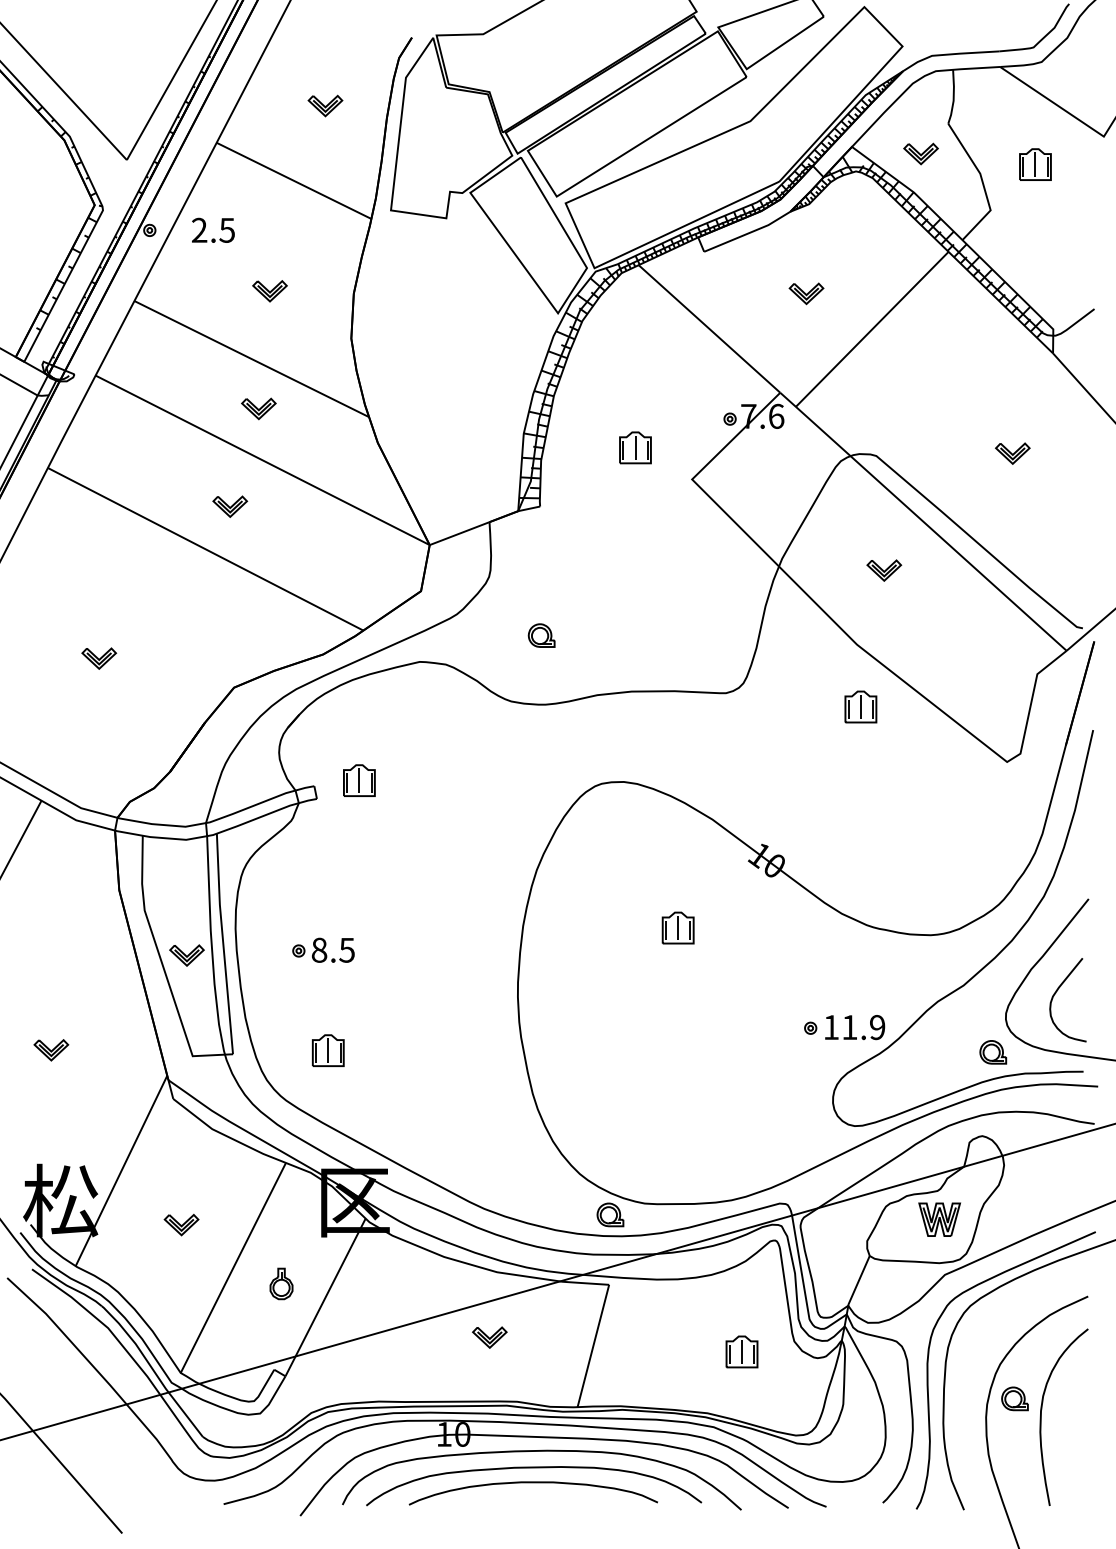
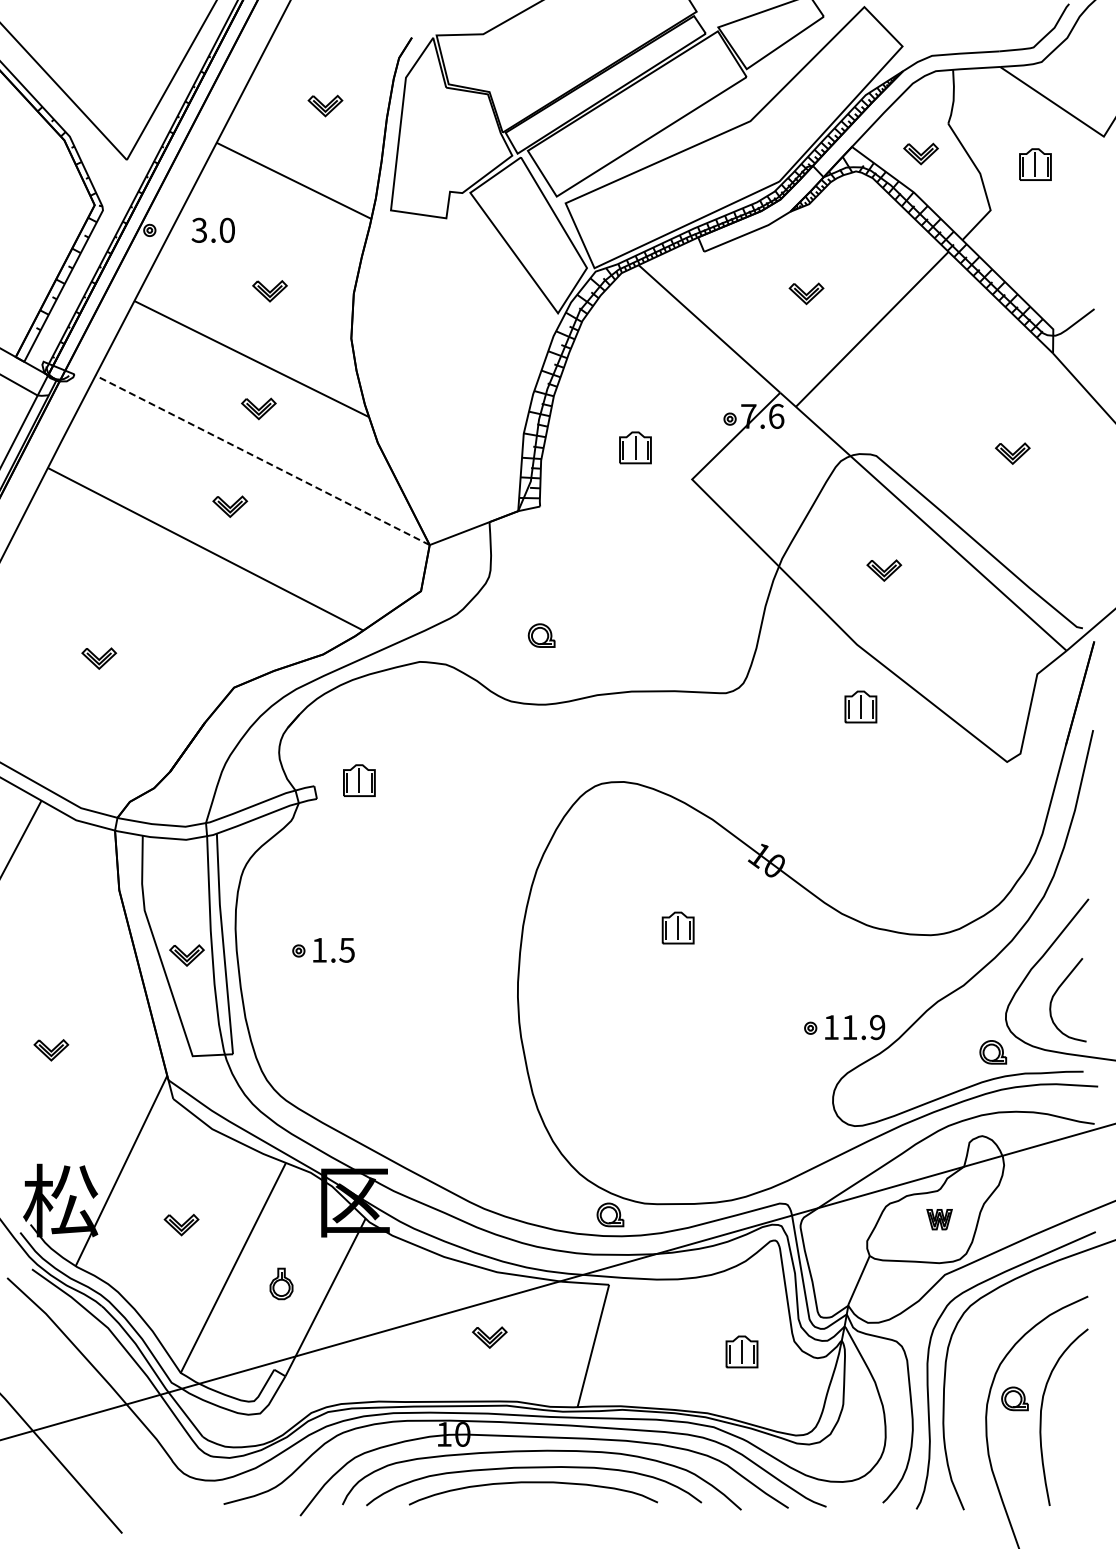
text: 2.5 -> 3.0 (212, 229)
line: solid -> dashed (262, 460)
text: 8.5 -> 1.5 (319, 949)
part: present -> none (327, 1050)
part size: 43x35 px -> 27x22 px (939, 1219)
